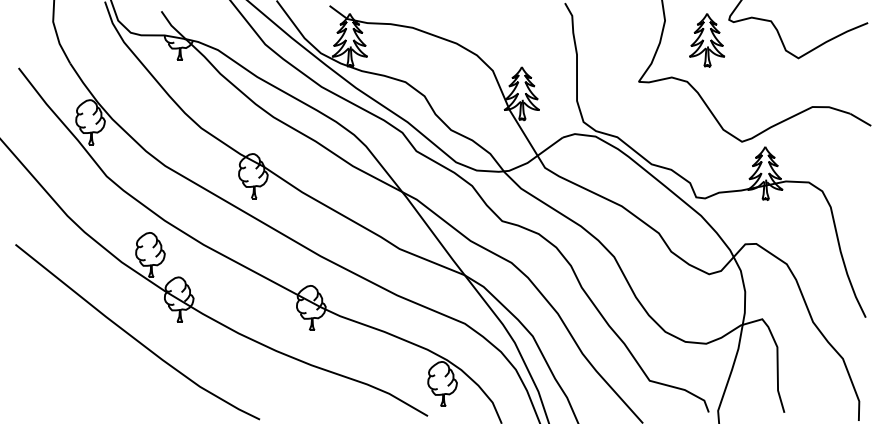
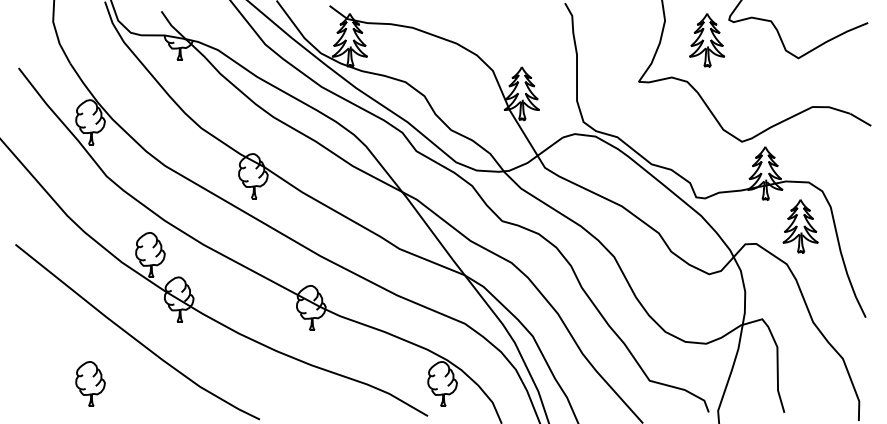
part: none -> present (800, 226)
part: none -> present (90, 383)
